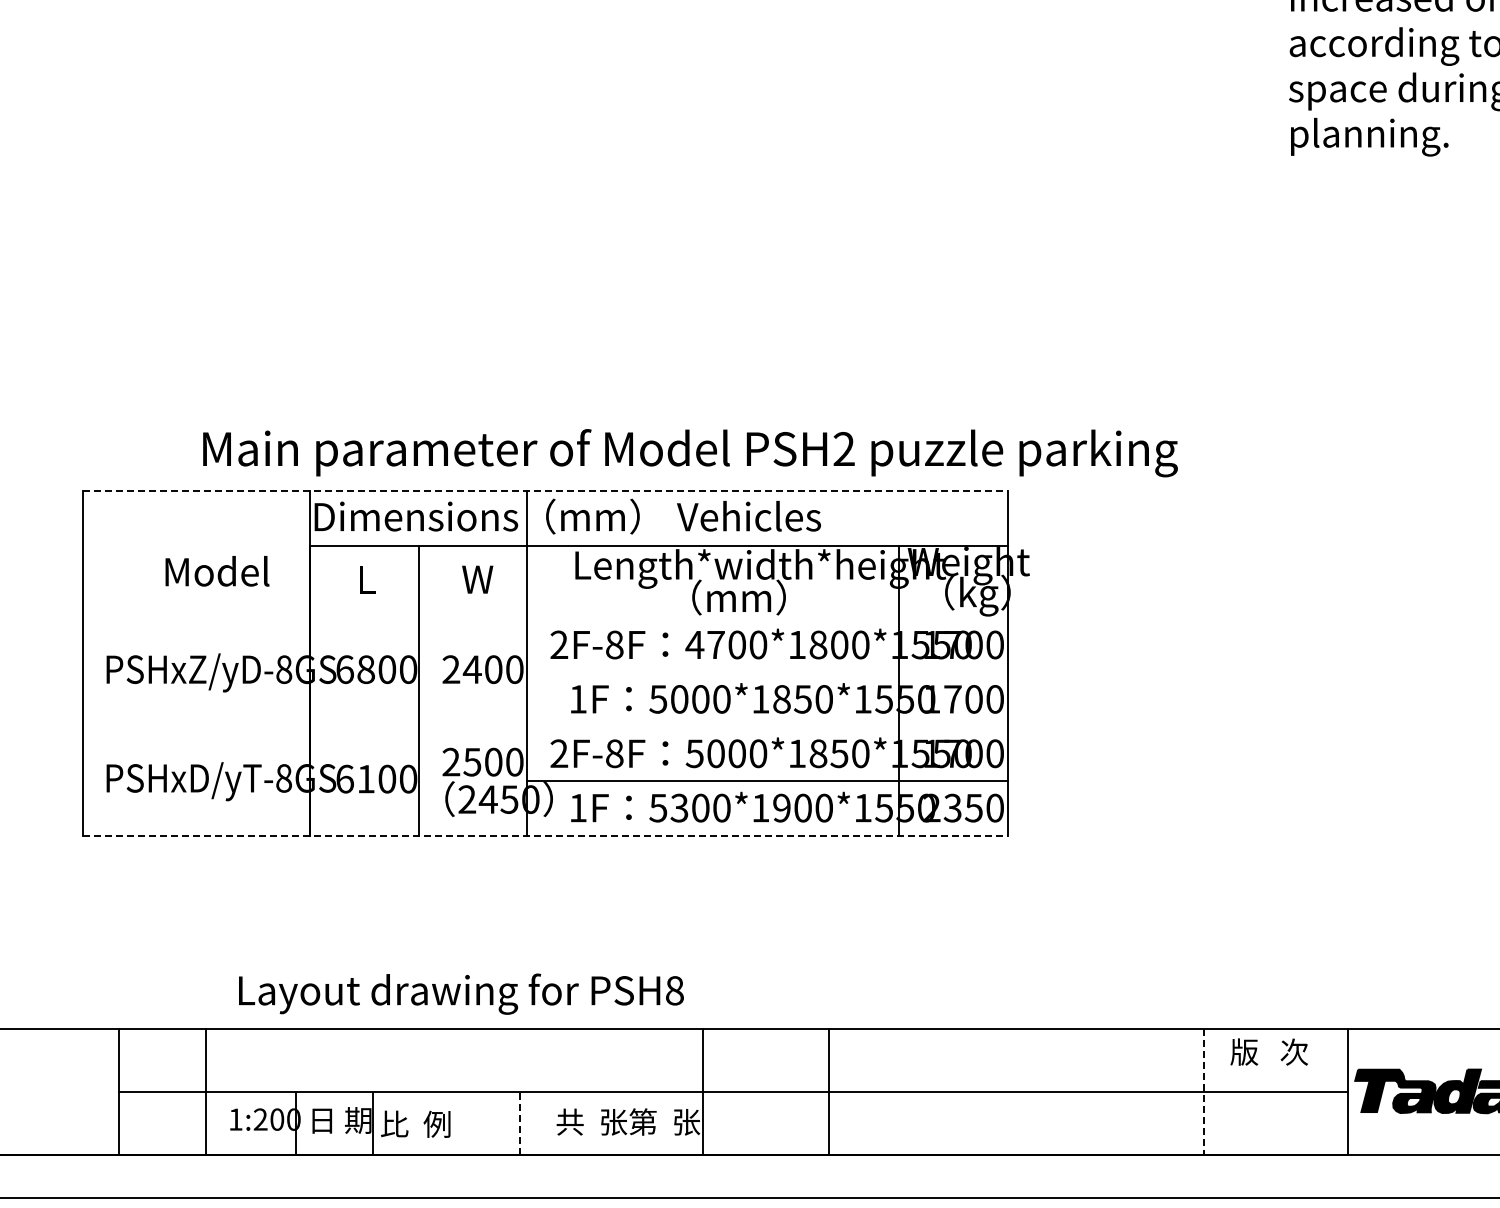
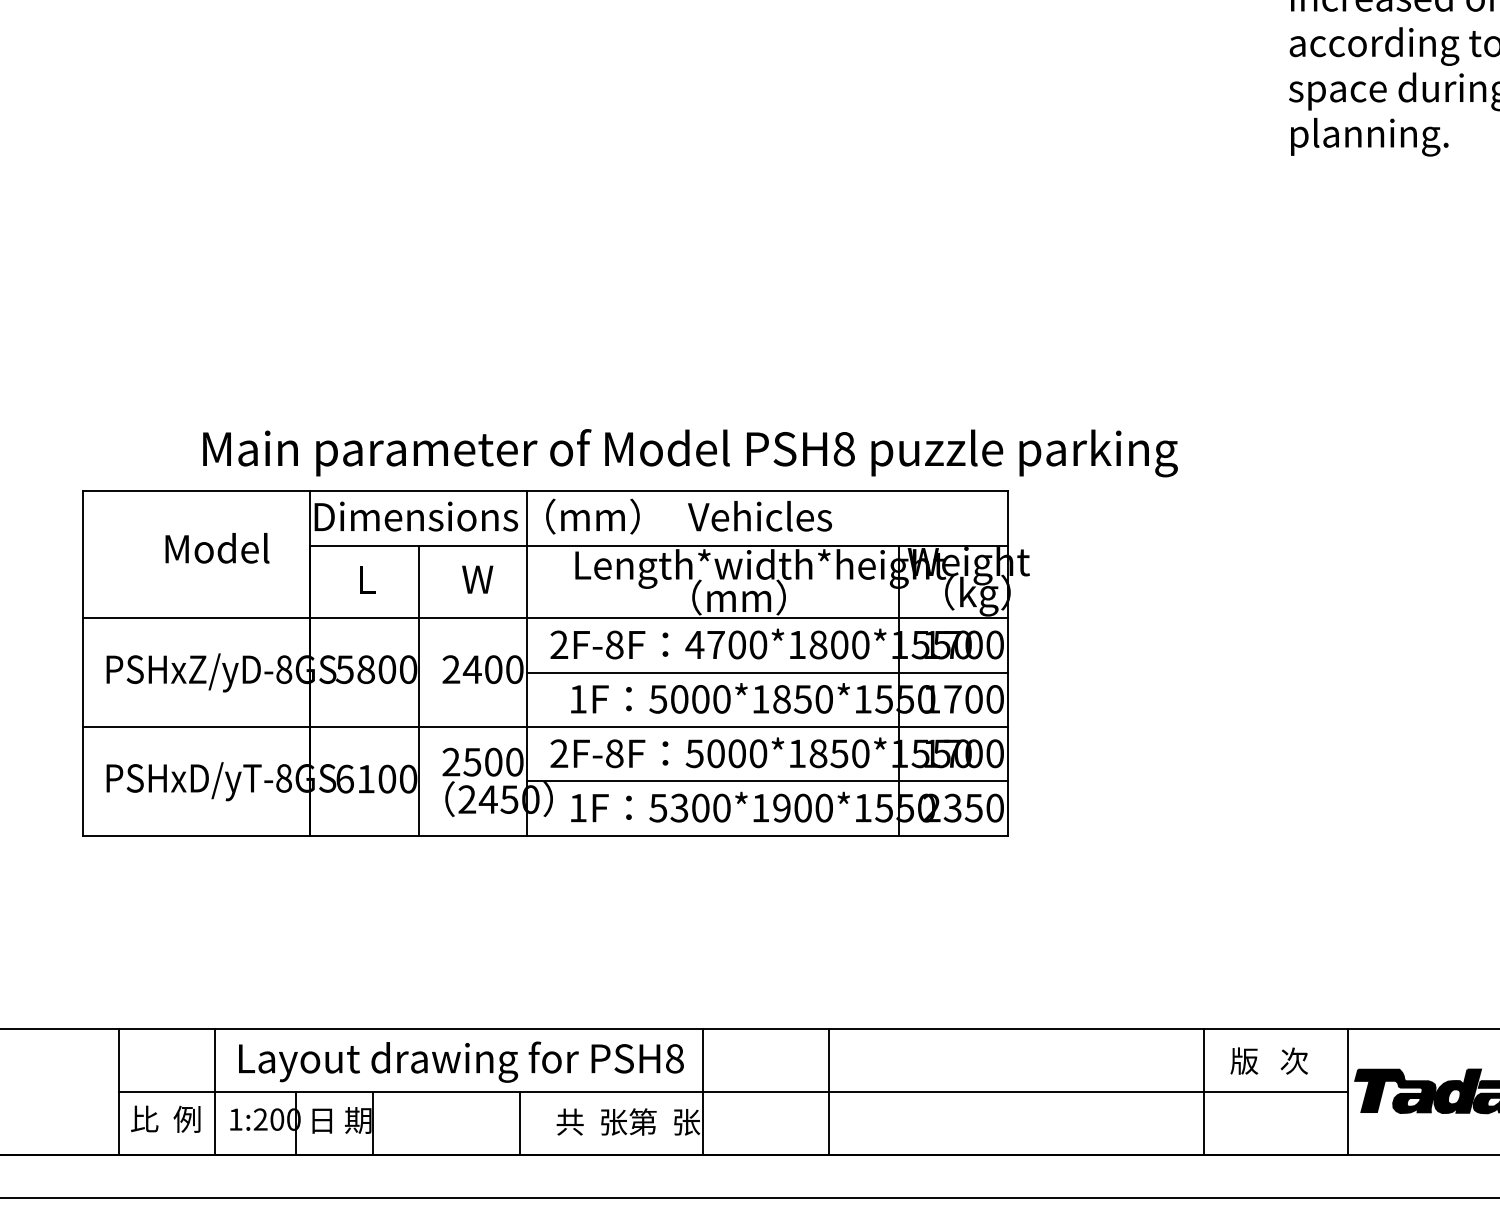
text: PSH2 -> PSH8 (843, 449)
line: dashed -> solid (545, 491)
text position: (748, 516) -> (759, 516) (759, 516)
text position: (217, 571) -> (217, 548) (217, 548)
line: none -> present (545, 618)
text: 6800 -> 5800 (344, 669)
line: none -> present (767, 672)
line: none -> present (545, 726)
line: dashed -> solid (545, 835)
text position: (461, 993) -> (461, 1061) (461, 1061)
text position: (1268, 1051) -> (1268, 1060) (1268, 1060)
line position: (206, 1091) -> (215, 1091) (215, 1091)
line: dashed -> solid (1203, 1092)
text position: (415, 1123) -> (165, 1118) (165, 1118)
line: dashed -> solid (519, 1123)
